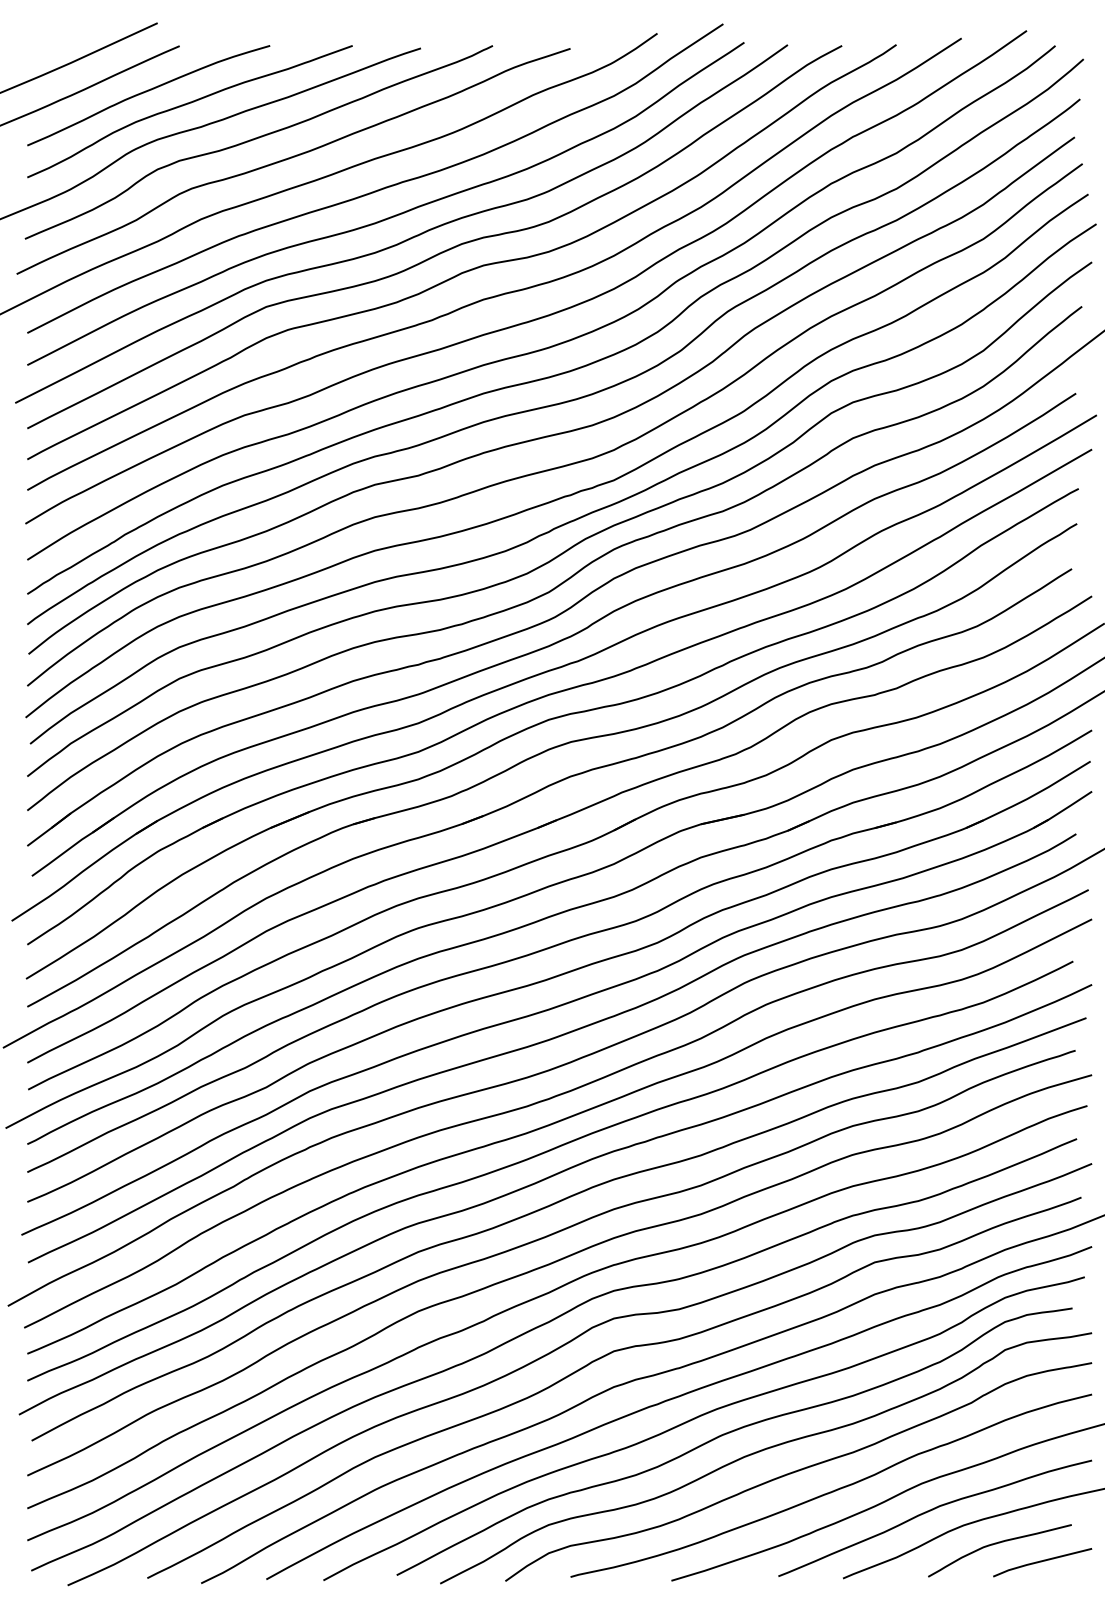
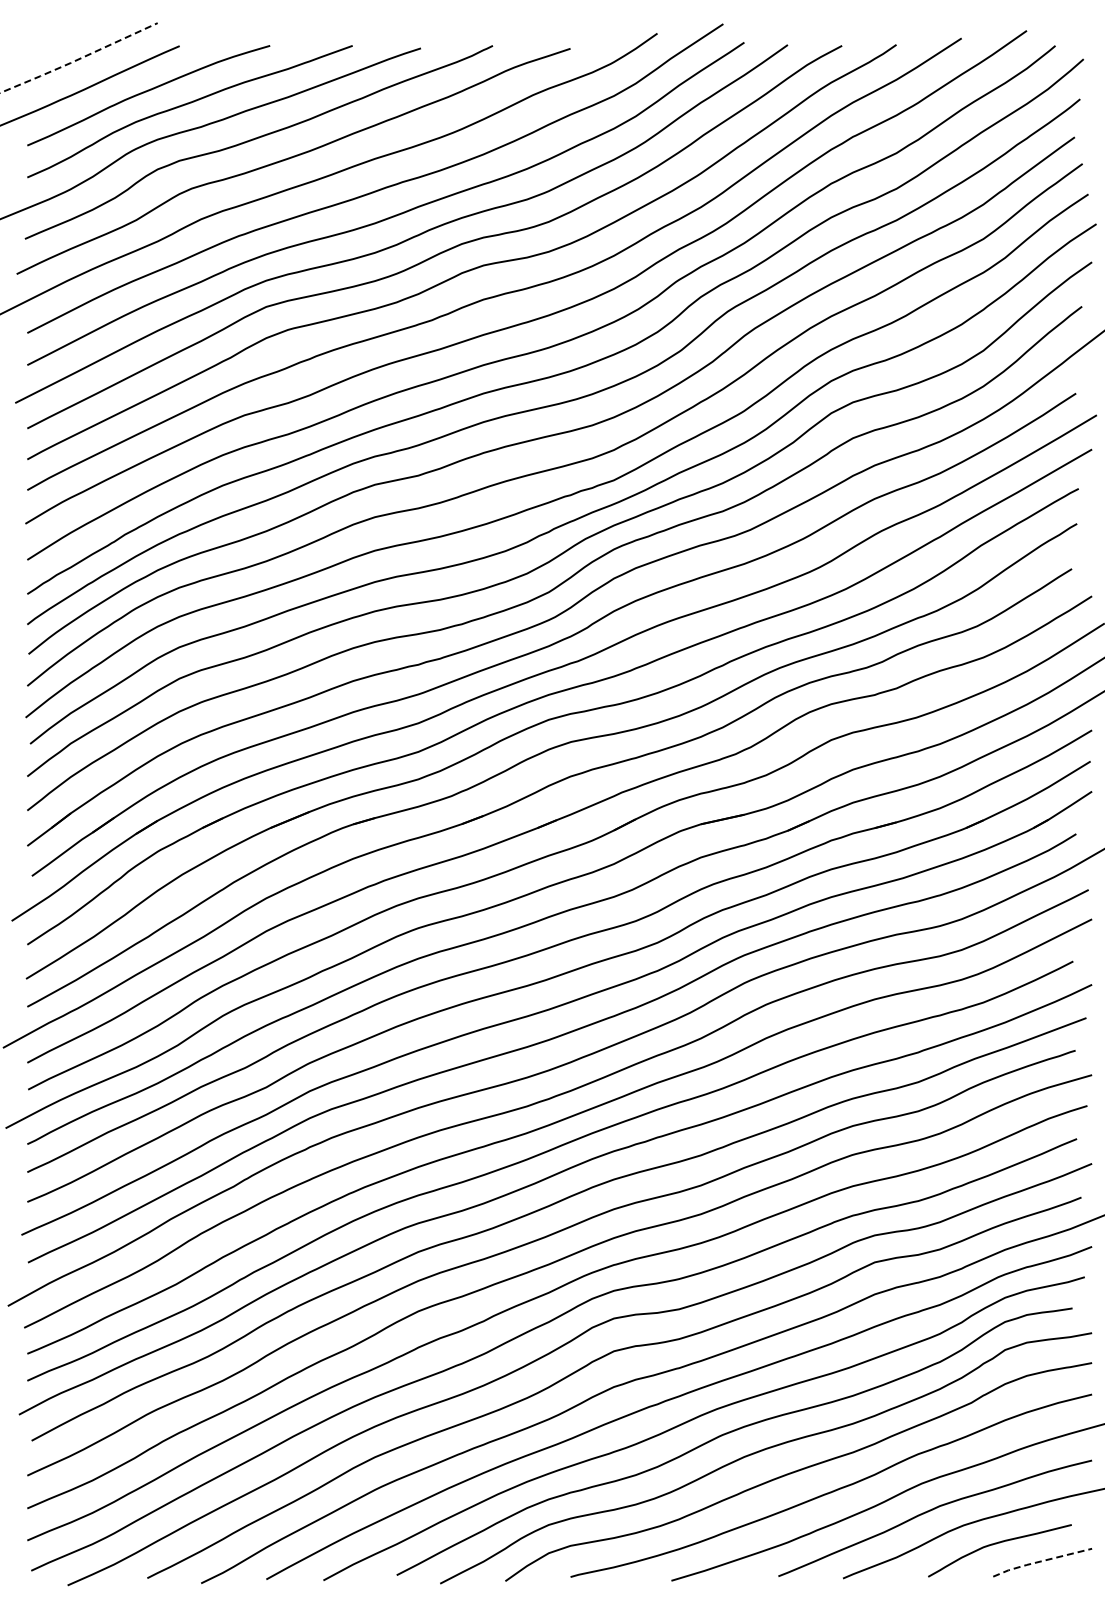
line: solid -> dashed (78, 59)
line: solid -> dashed (1041, 1561)
